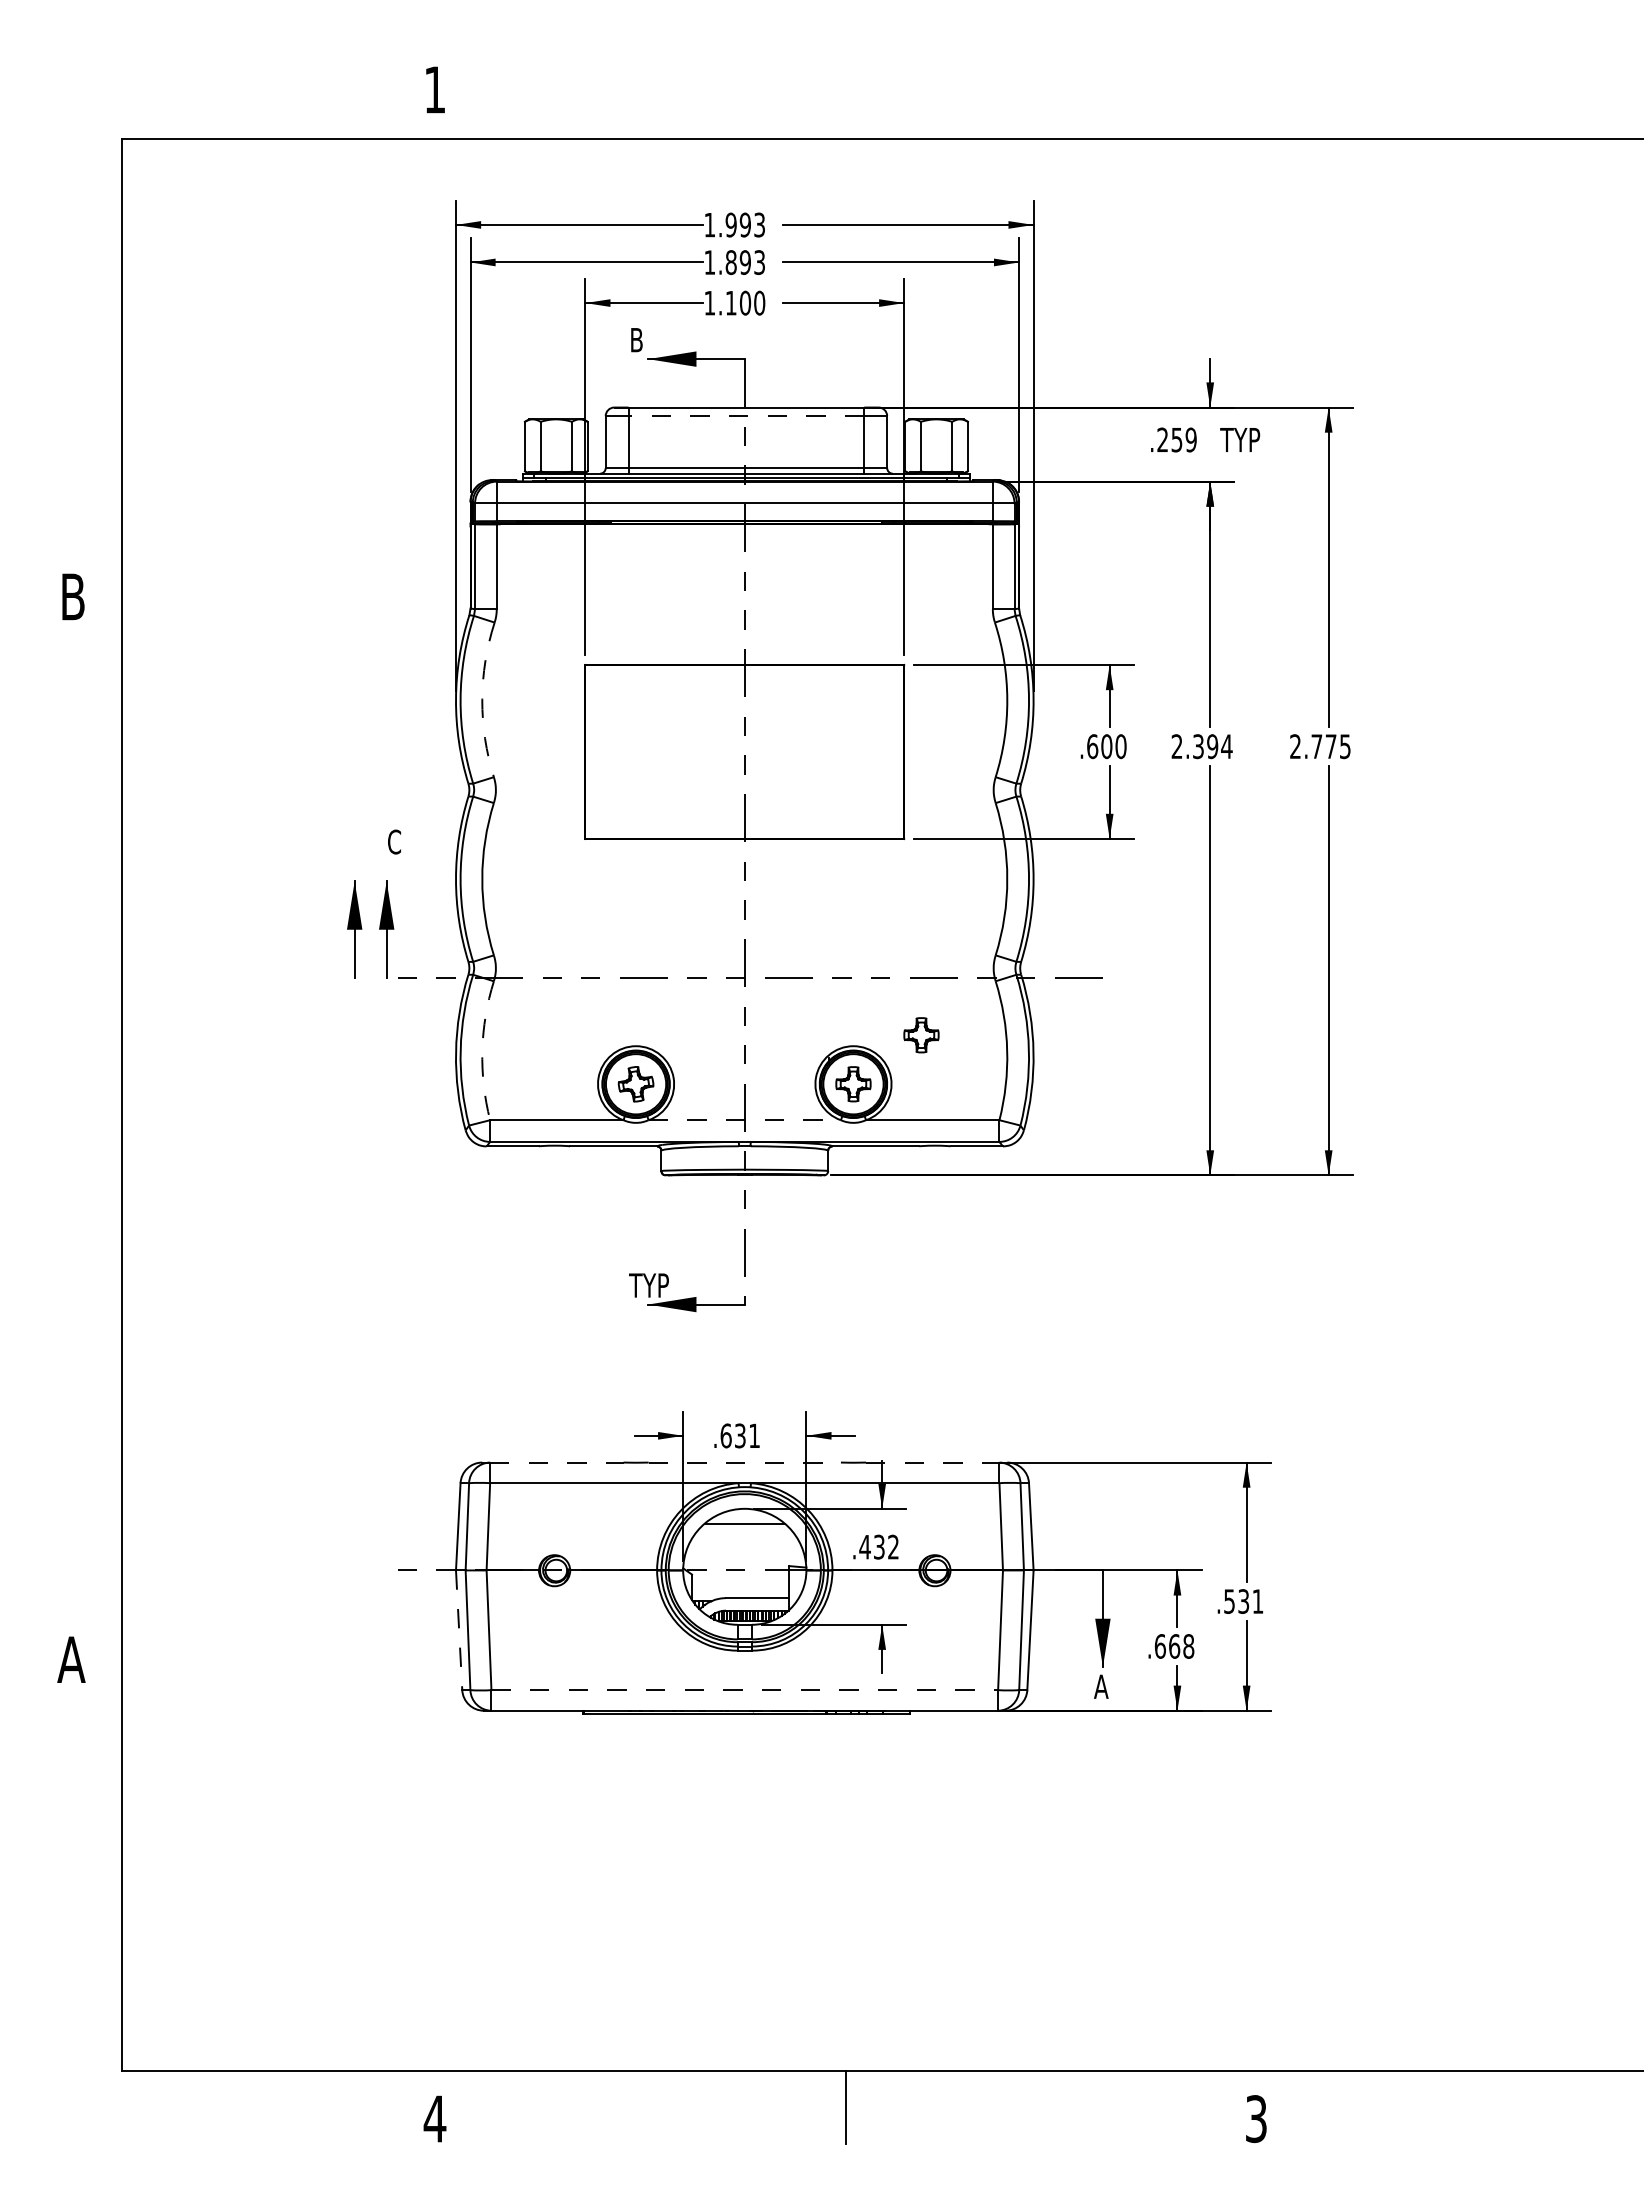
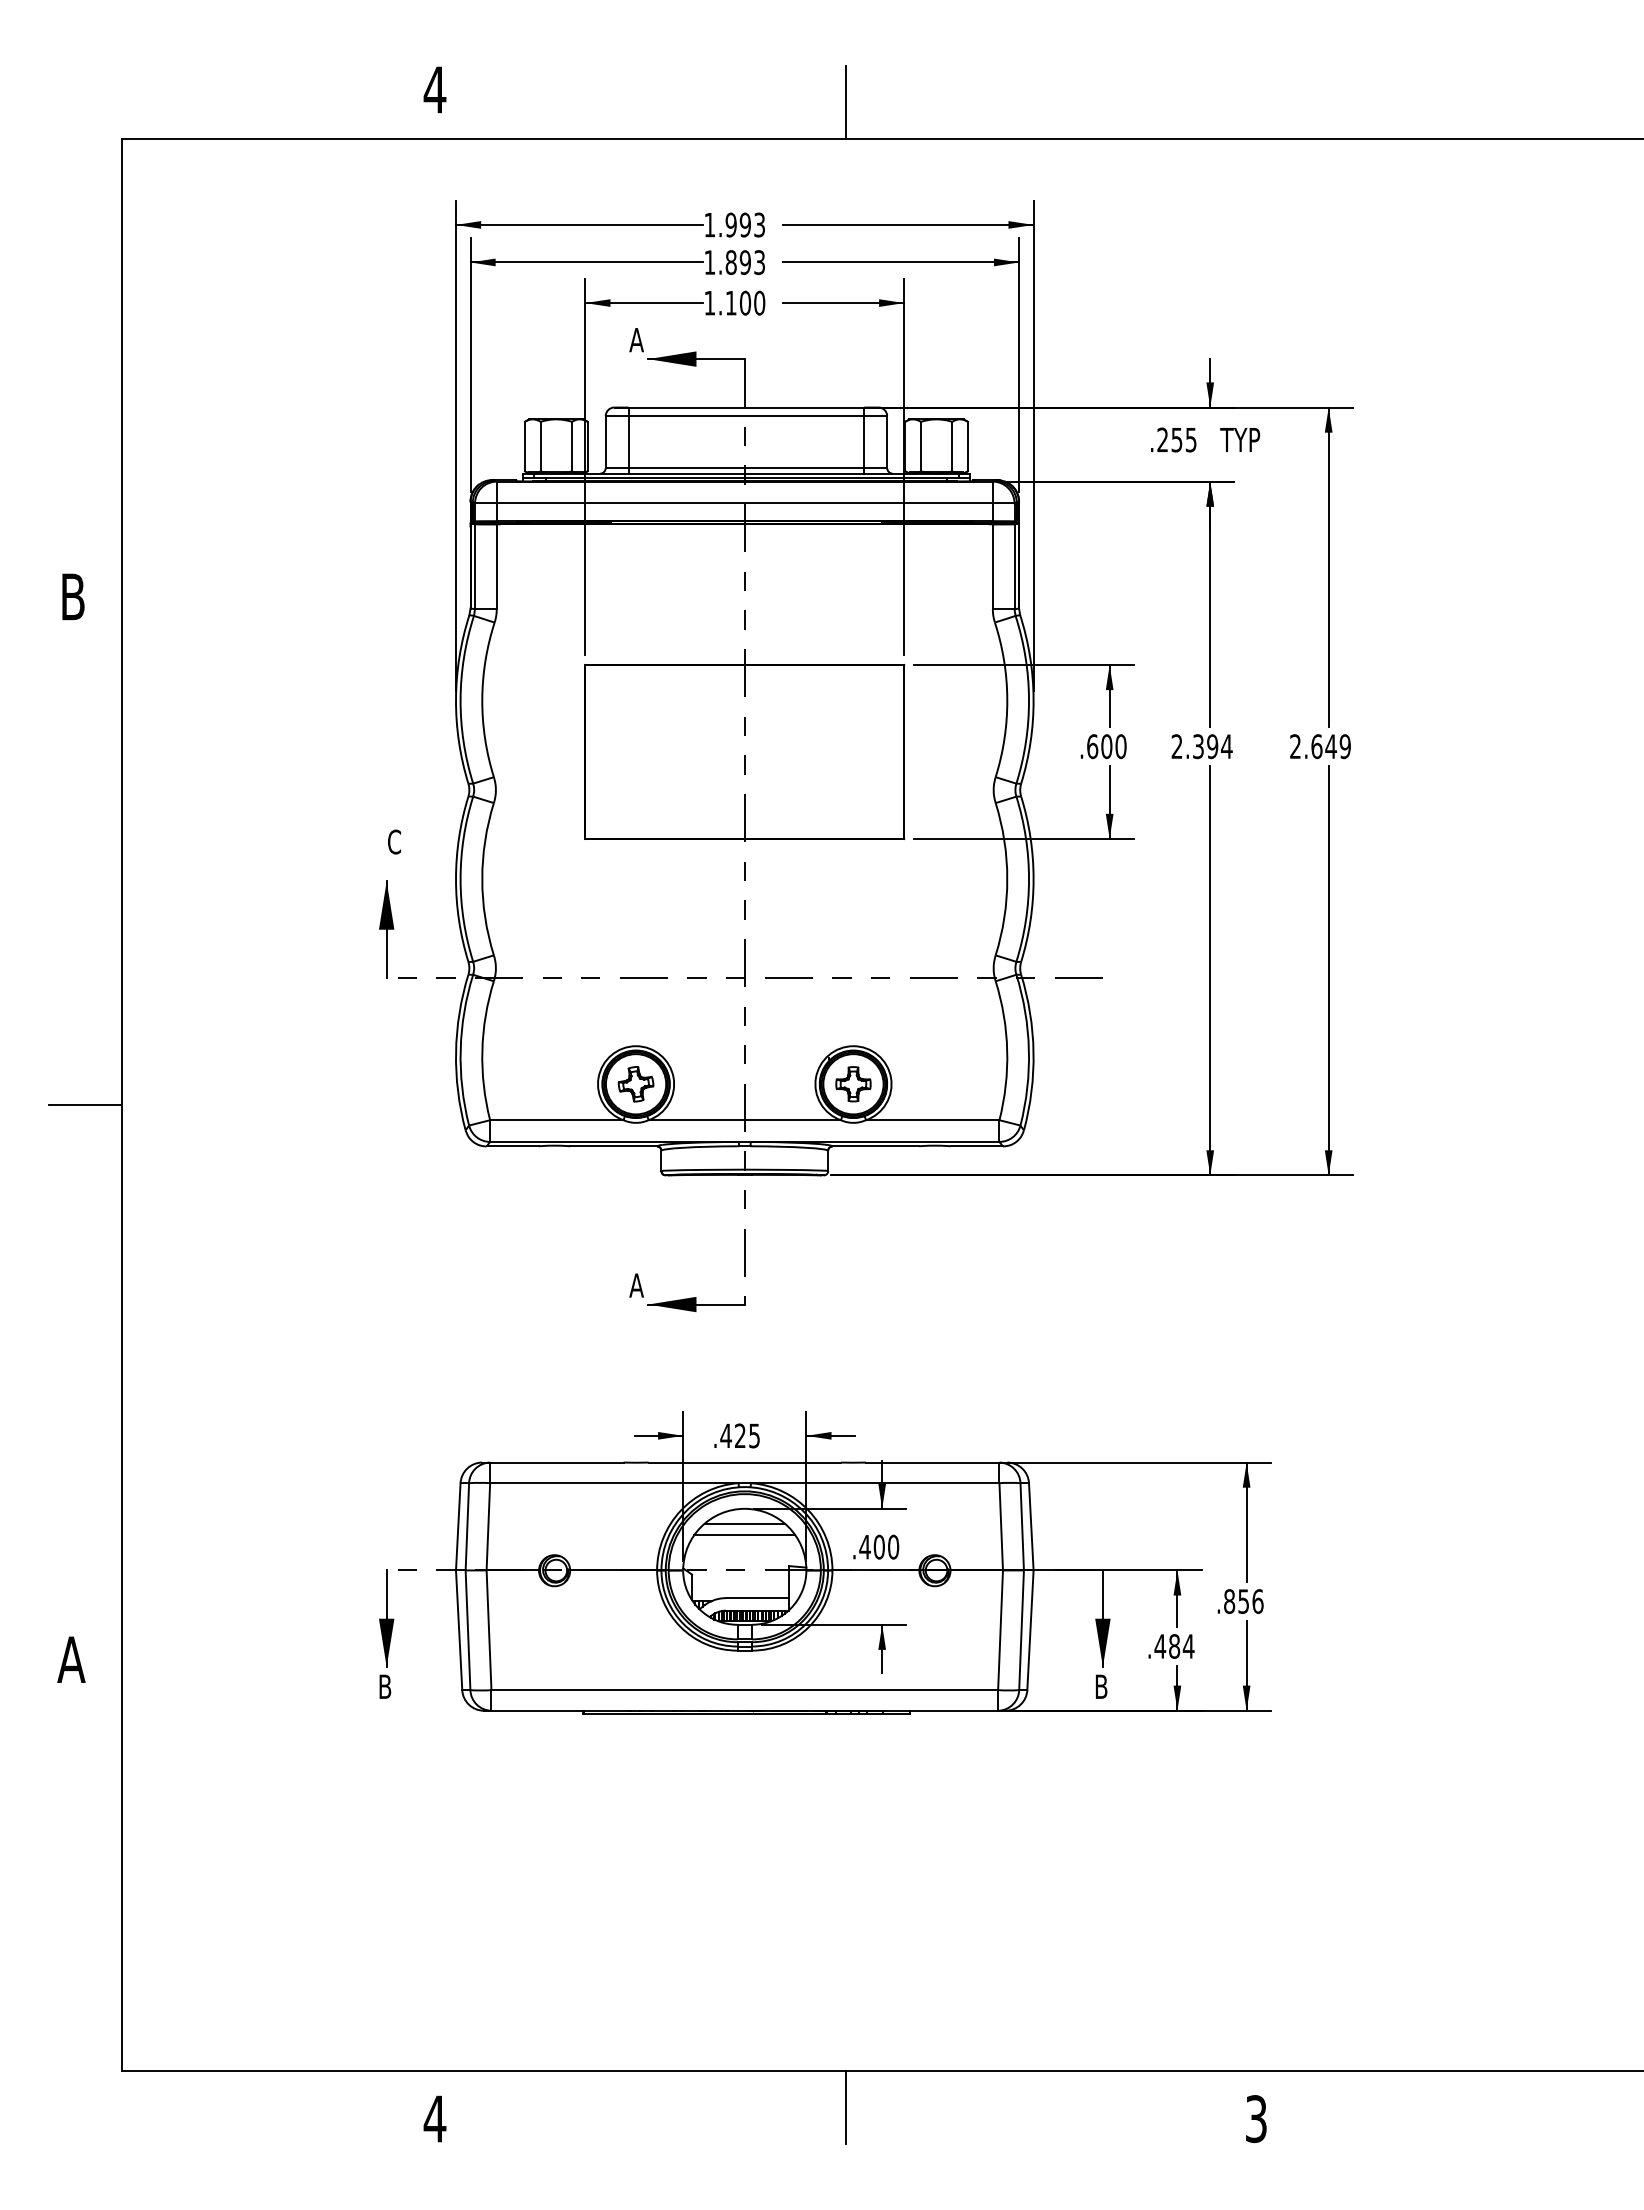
text: 1 -> 4 (434, 89)
line: none -> present (846, 102)
text: B -> A (636, 340)
line: dashed -> solid (746, 416)
text: .259 -> .255 (1190, 439)
arc: dashed -> solid (482, 699)
text: 2.775 -> 2.649 (1330, 746)
part: present -> none (354, 929)
part: present -> none (921, 1035)
arc: dashed -> solid (482, 1050)
line: none -> present (85, 1105)
line: dashed -> solid (745, 1120)
text: TYP -> A (648, 1285)
text: .631 -> .425 (739, 1435)
line: dashed -> solid (556, 1462)
line: dashed -> solid (745, 1462)
line: dashed -> solid (932, 1462)
line: none -> present (744, 1535)
text: .432 -> .400 (886, 1546)
text: .531 -> .856 (1243, 1601)
line: dashed -> solid (459, 1630)
part: none -> present (386, 1633)
text: .668 -> .484 (1174, 1646)
text: A -> B (1101, 1686)
line: dashed -> solid (745, 1690)
